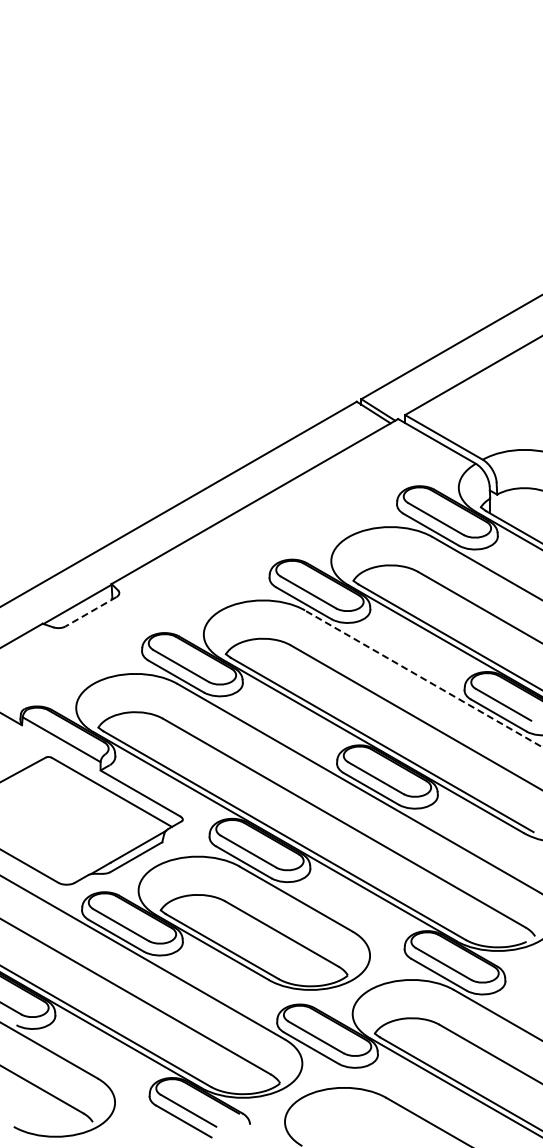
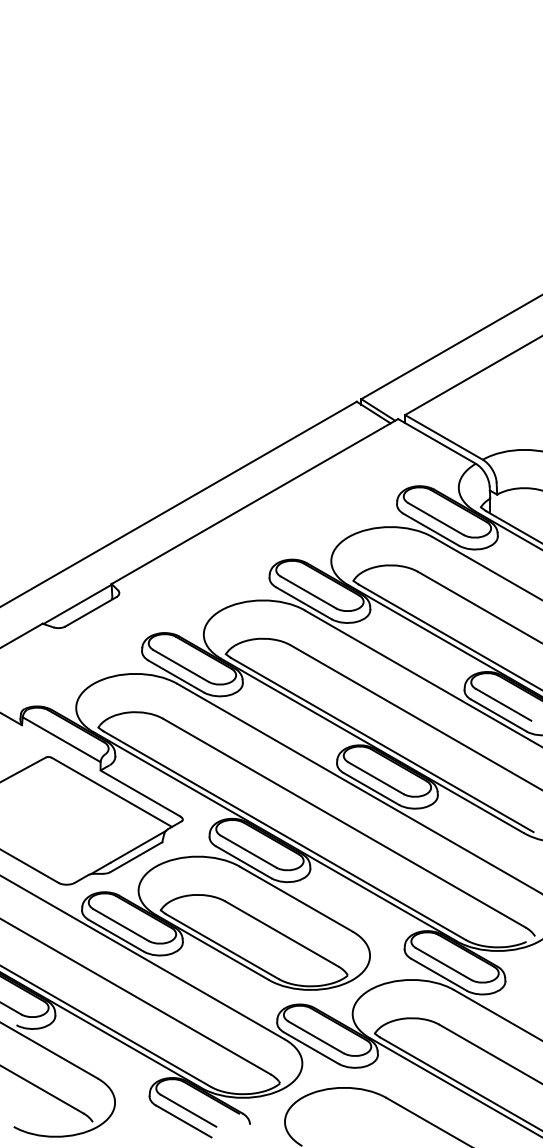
line: dashed -> solid (90, 612)
line: dashed -> solid (423, 678)
